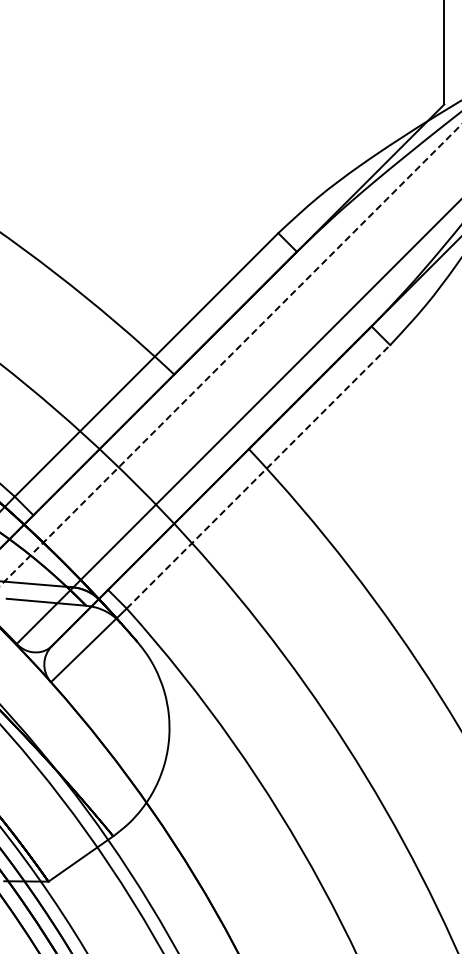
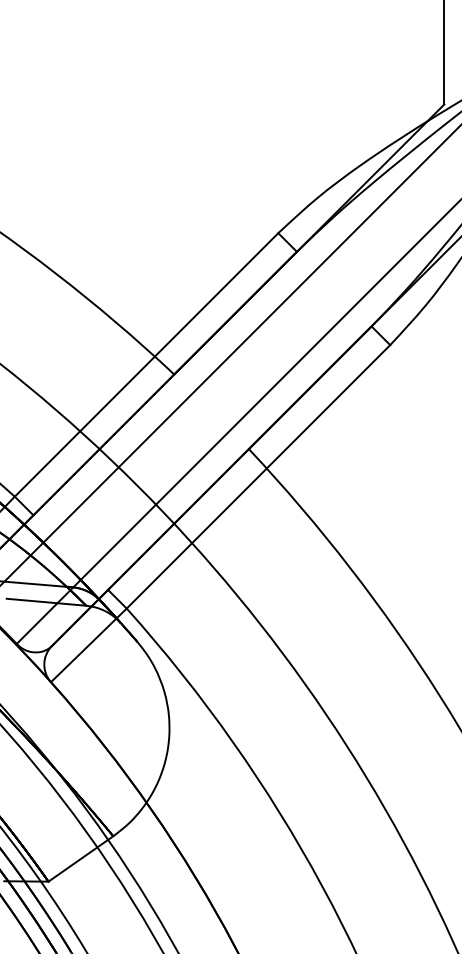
line: dashed -> solid (231, 354)
line: dashed -> solid (258, 476)
